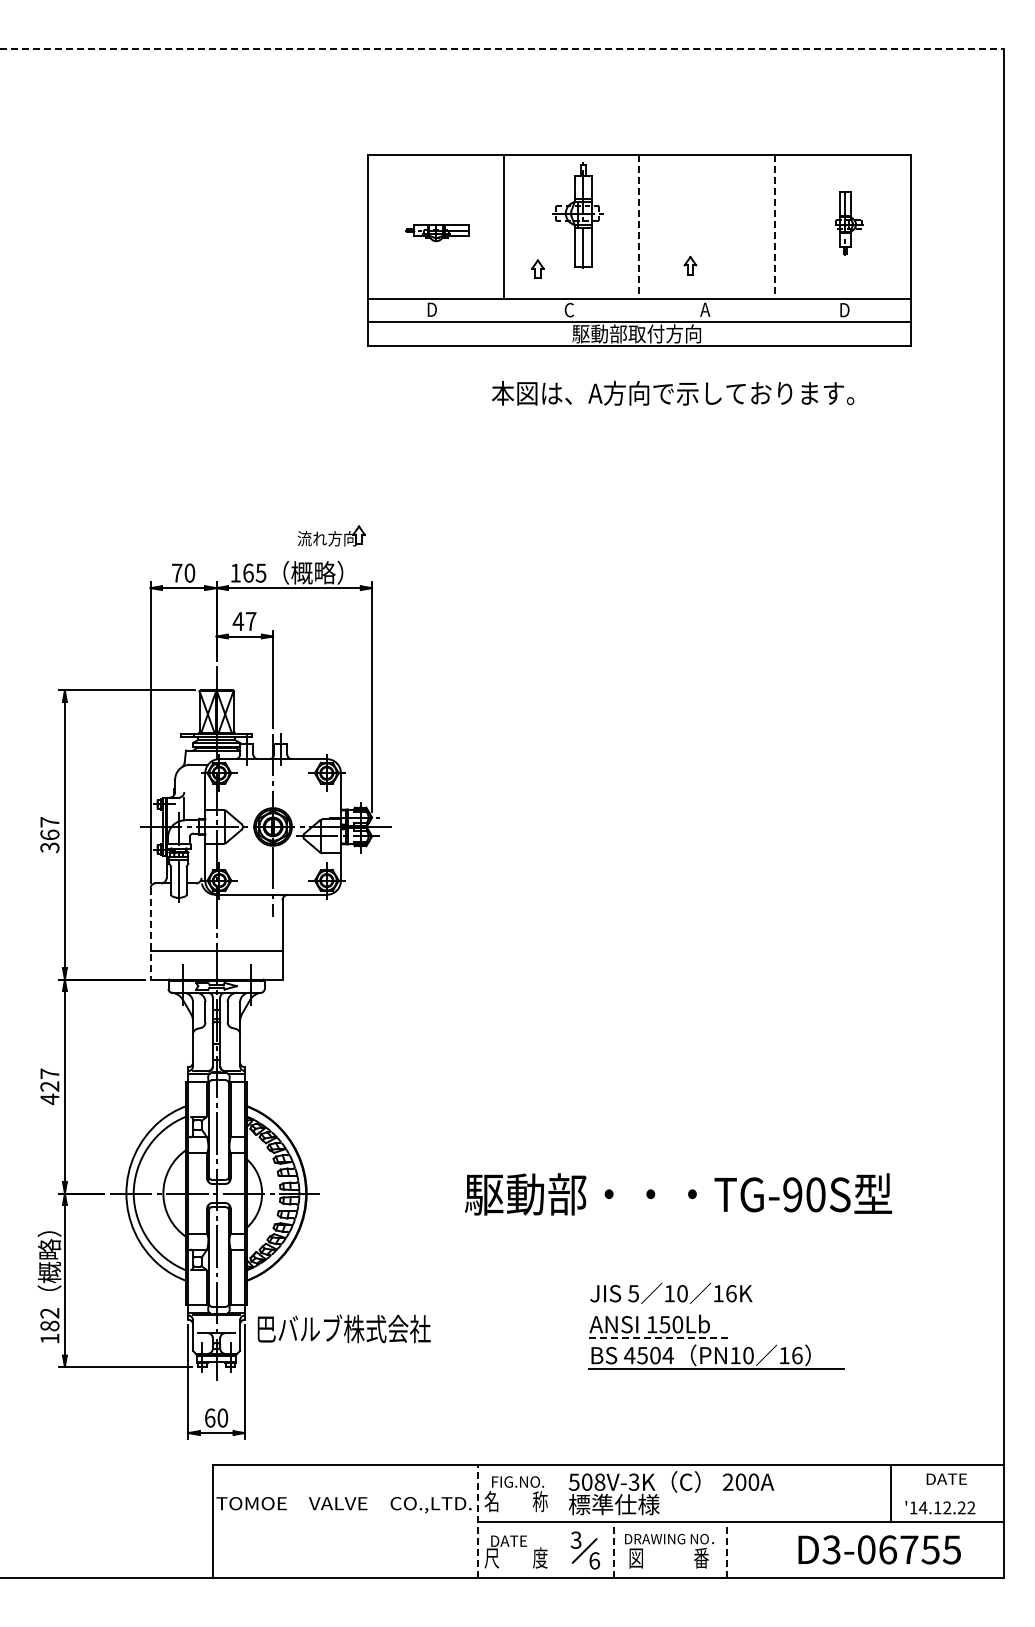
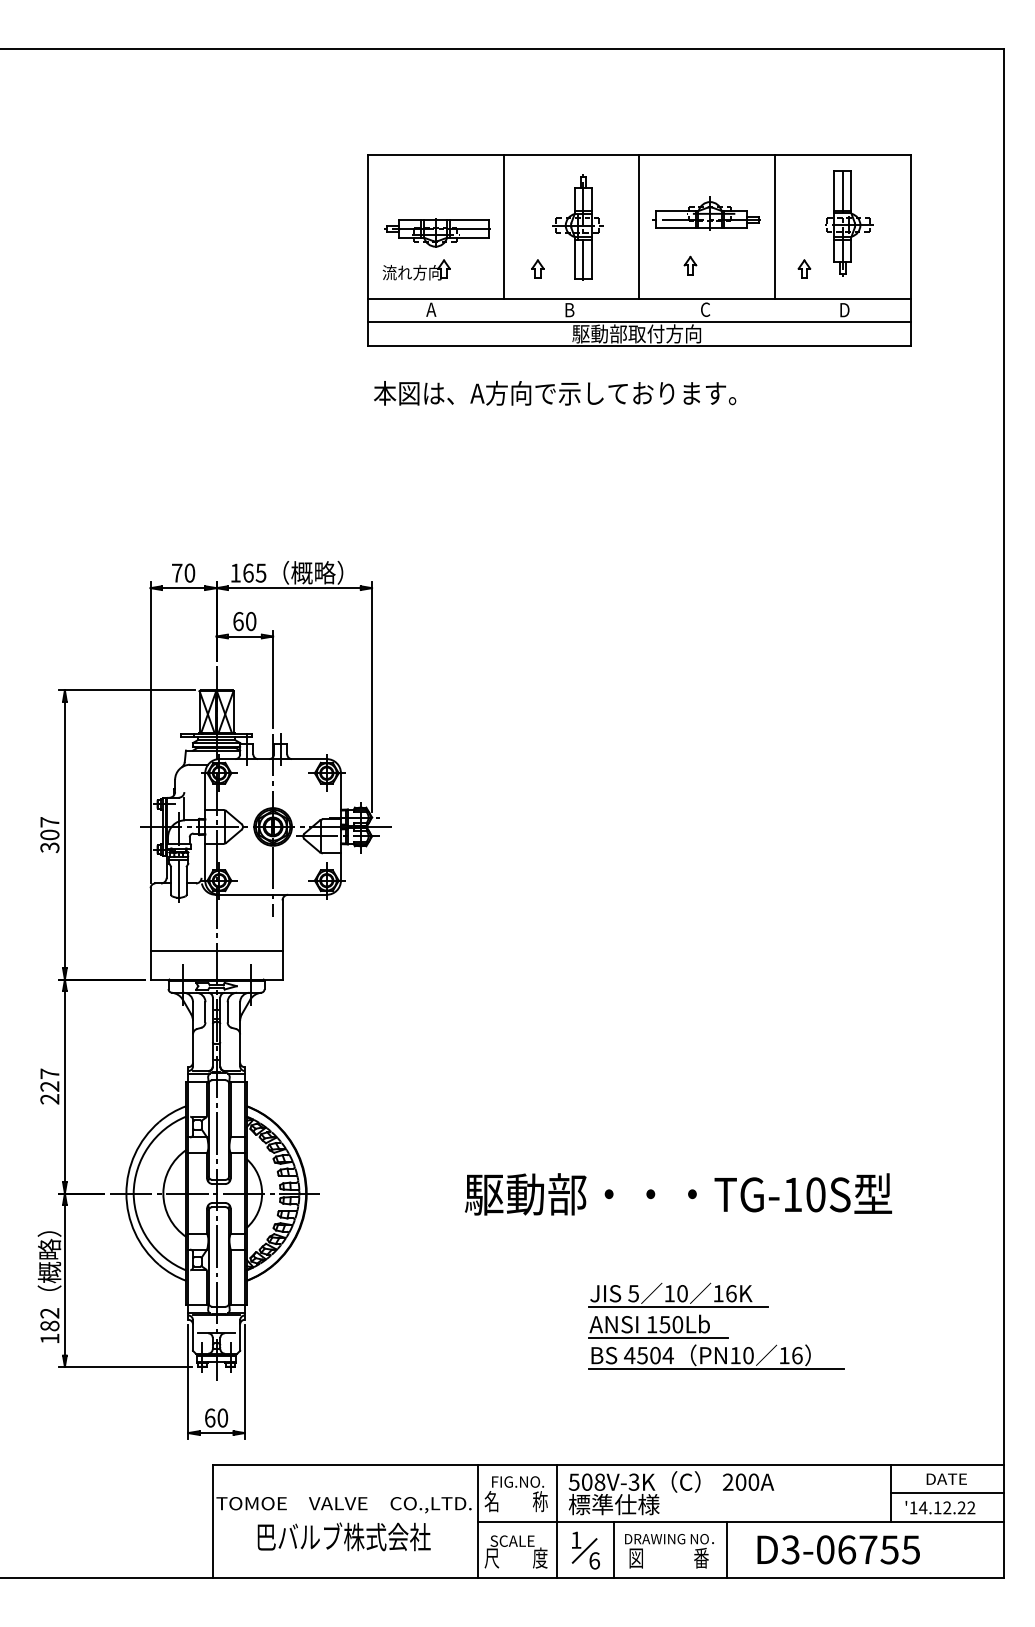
line: dashed -> solid (502, 48)
part: none -> present (706, 213)
part position: (577, 215) -> (577, 227) (577, 227)
part size: 29x65 px -> 49x107 px (849, 223)
line: dashed -> solid (639, 226)
line: dashed -> solid (775, 226)
part size: 65x19 px -> 107x30 px (437, 232)
part: none -> present (804, 268)
text: D -> A (431, 309)
text: C -> B (569, 309)
text: A -> C (705, 309)
text position: (673, 392) -> (555, 392) (555, 392)
part position: (331, 535) -> (416, 269) (416, 269)
text: 47 -> 60 (244, 621)
text: 367 -> 307 (49, 834)
line: dashed -> solid (150, 933)
text: 427 -> 227 (49, 1099)
text: TG-90S -> TG-10S (792, 1194)
line: none -> present (678, 1307)
text position: (343, 1328) -> (343, 1536) (343, 1536)
line: dashed -> solid (658, 1338)
line: none -> present (947, 1493)
line: dashed -> solid (478, 1521)
line: none -> present (557, 1521)
text: 3 -> 1 (575, 1539)
text: DATE -> SCALE (512, 1540)
line: dashed -> solid (614, 1549)
line: dashed -> solid (727, 1549)
text position: (879, 1549) -> (838, 1549) (838, 1549)
